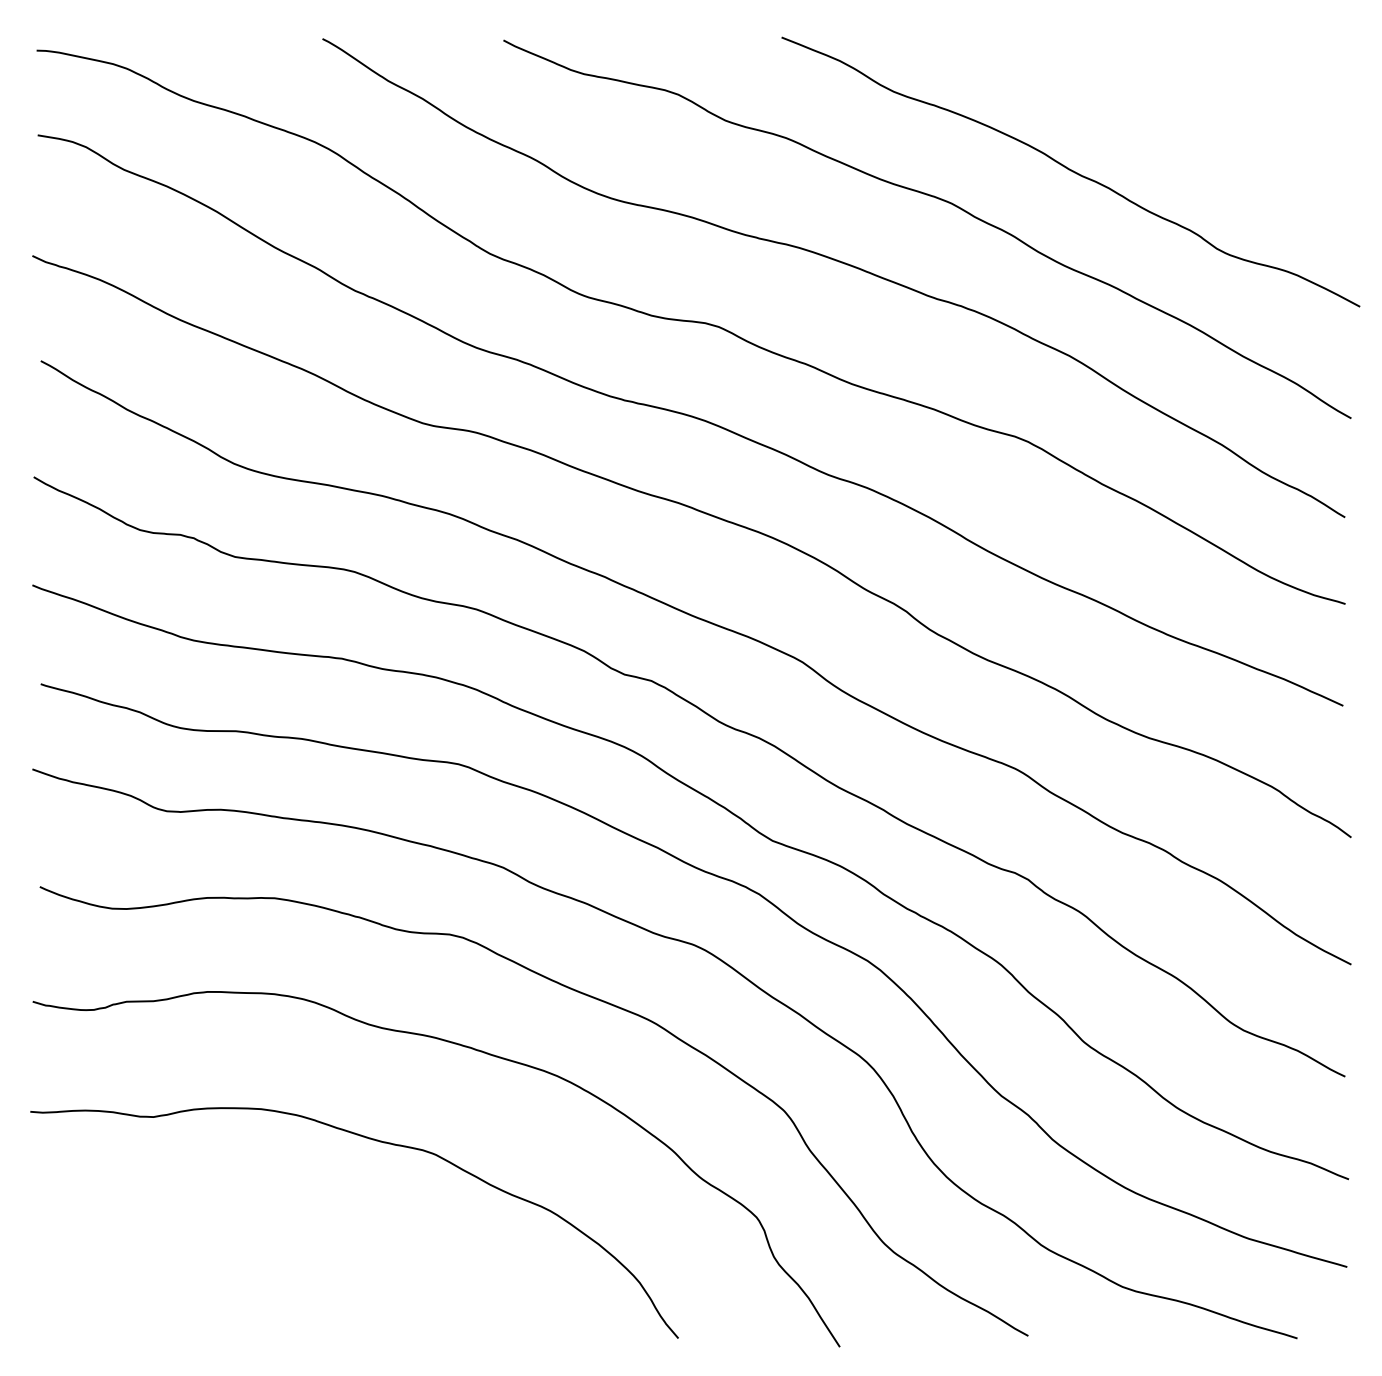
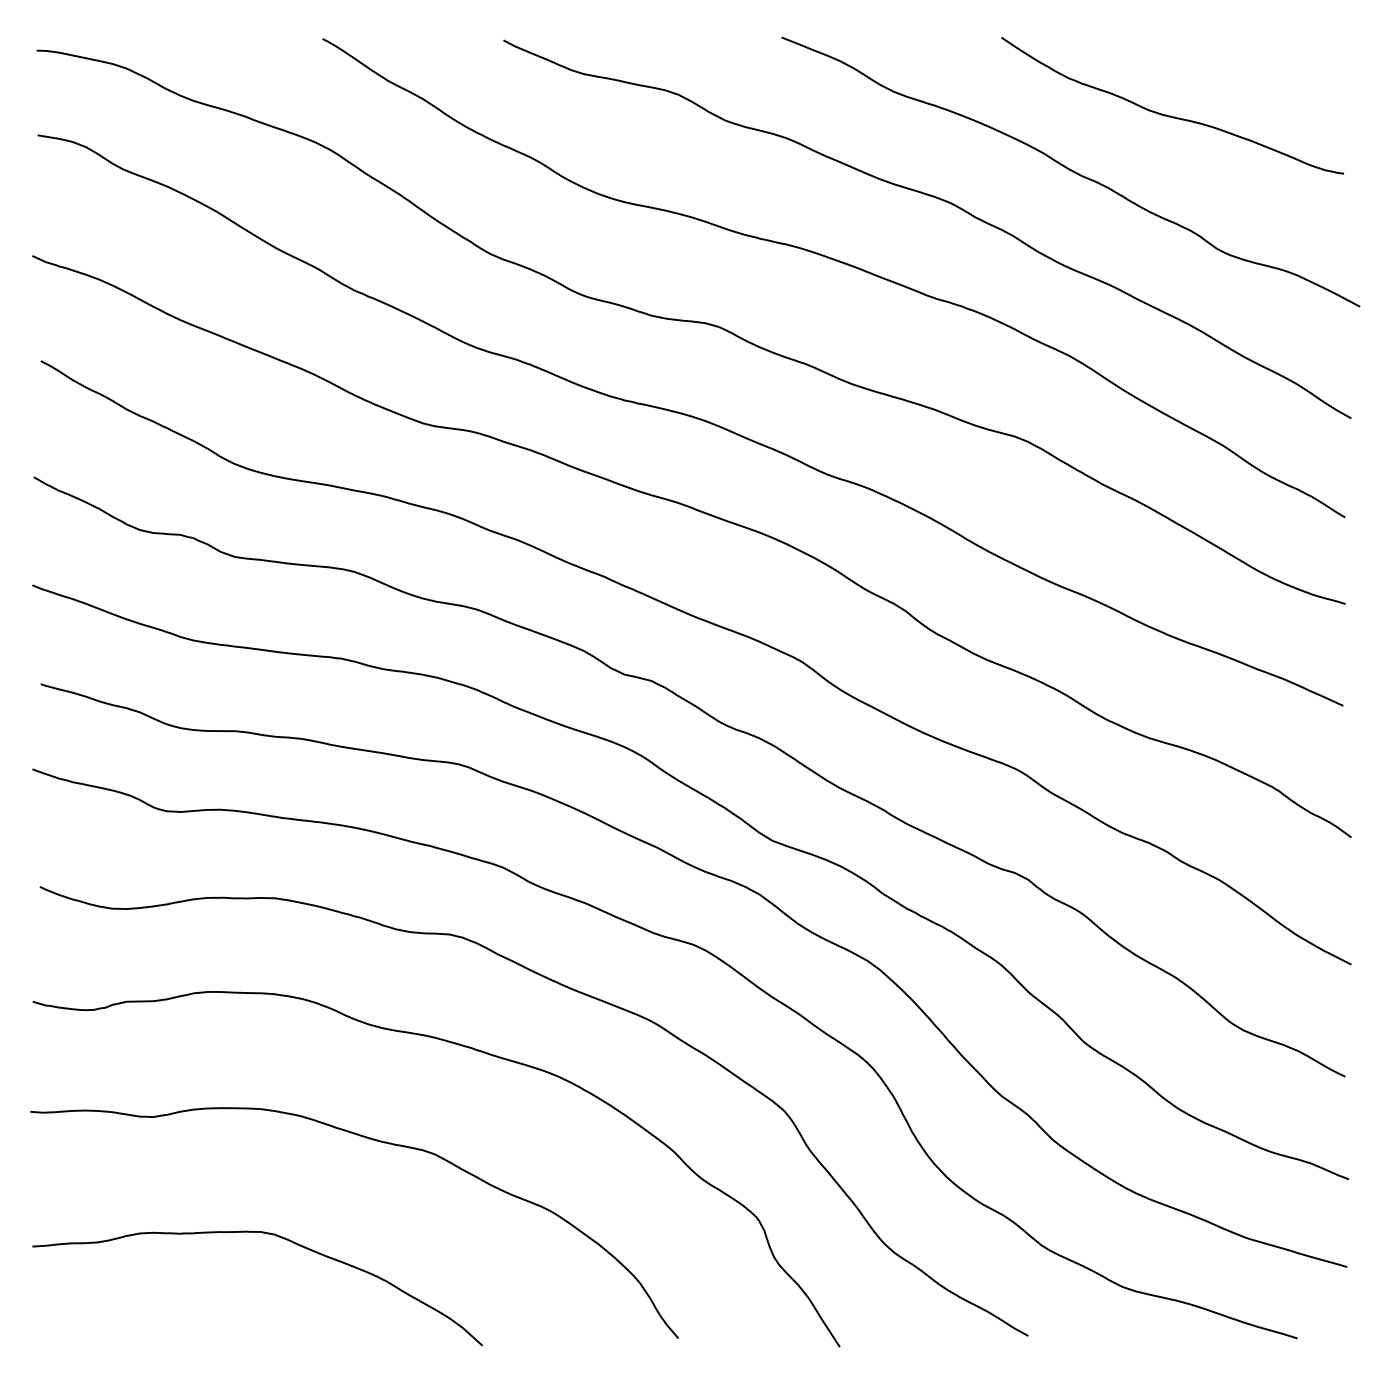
curve: none -> present (1170, 115)
curve: none -> present (267, 1234)
